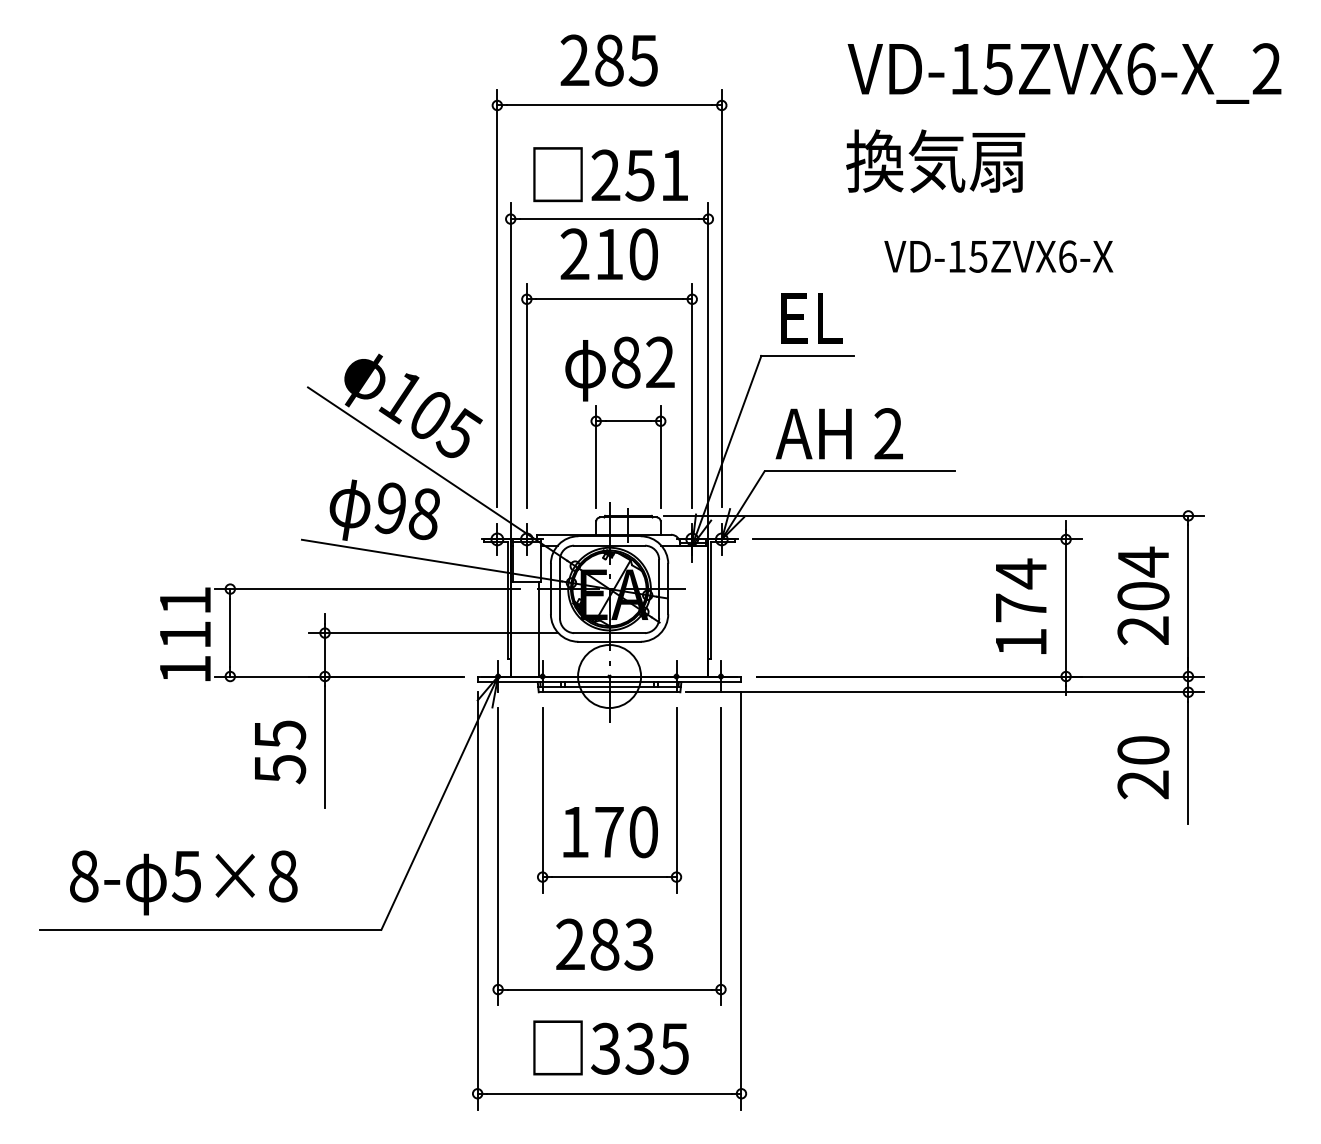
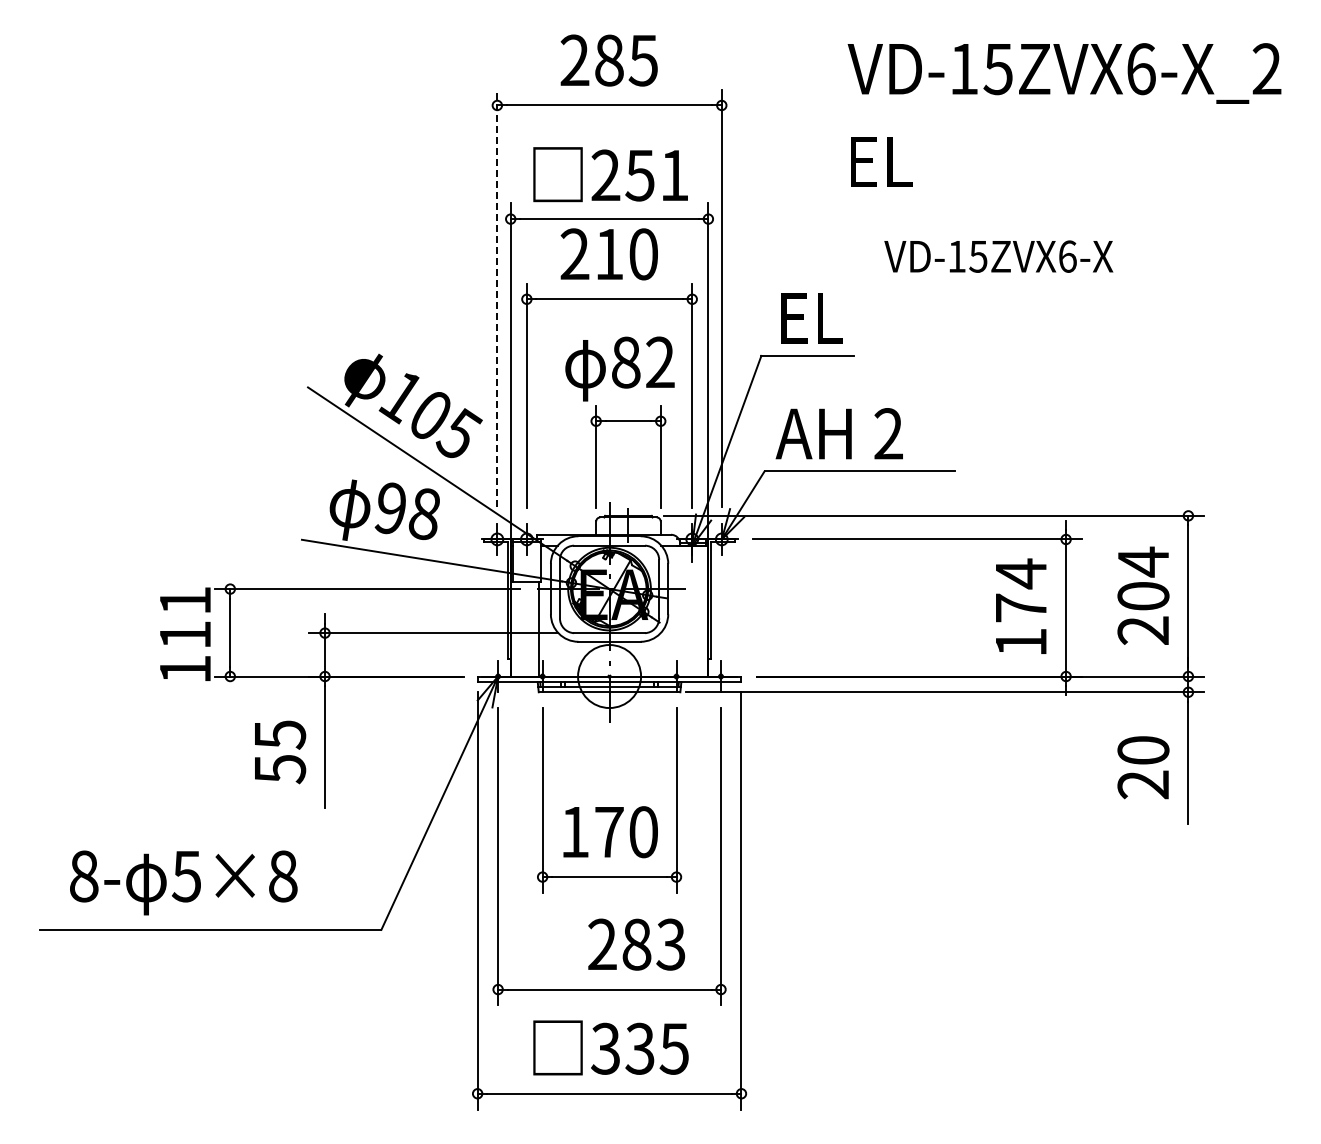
text: 換気扇 -> EL (935, 161)
line: solid -> dashed (497, 298)
text position: (604, 944) -> (636, 944) (636, 944)
